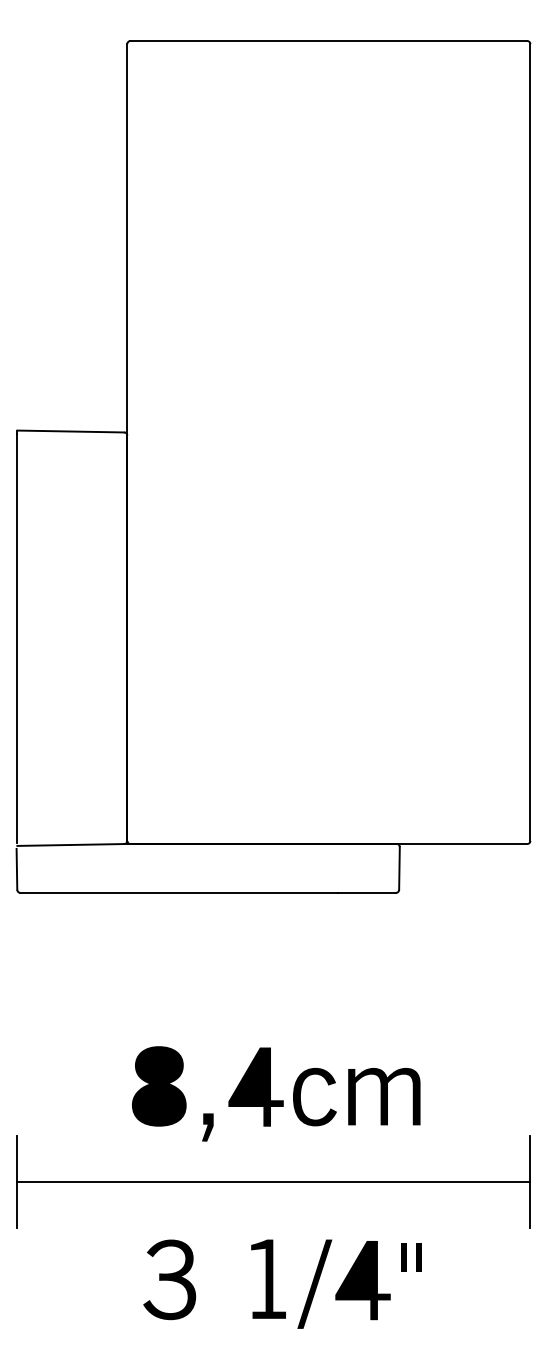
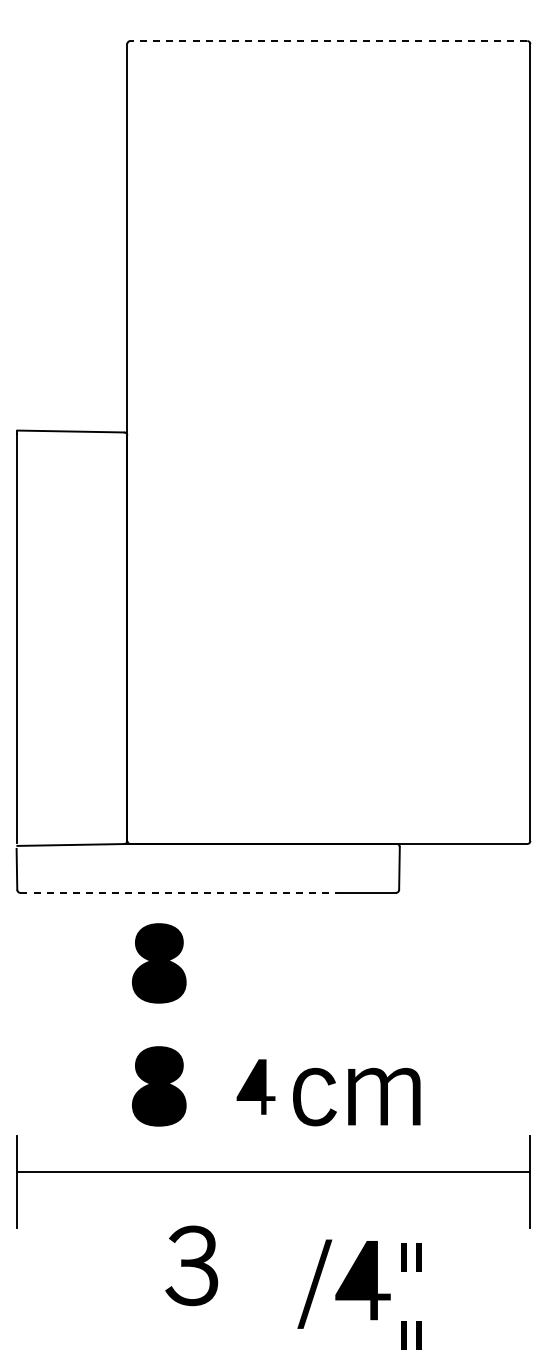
line: solid -> dashed (328, 41)
line: solid -> dashed (179, 892)
part: none -> present (159, 963)
part size: 56x80 px -> 40x56 px (255, 1086)
fill: present -> none (207, 1127)
line position: (273, 1181) -> (273, 1171) (273, 1171)
part: present -> none (268, 1278)
part position: (169, 1279) -> (191, 1265) (191, 1265)
part: none -> present (411, 1335)
